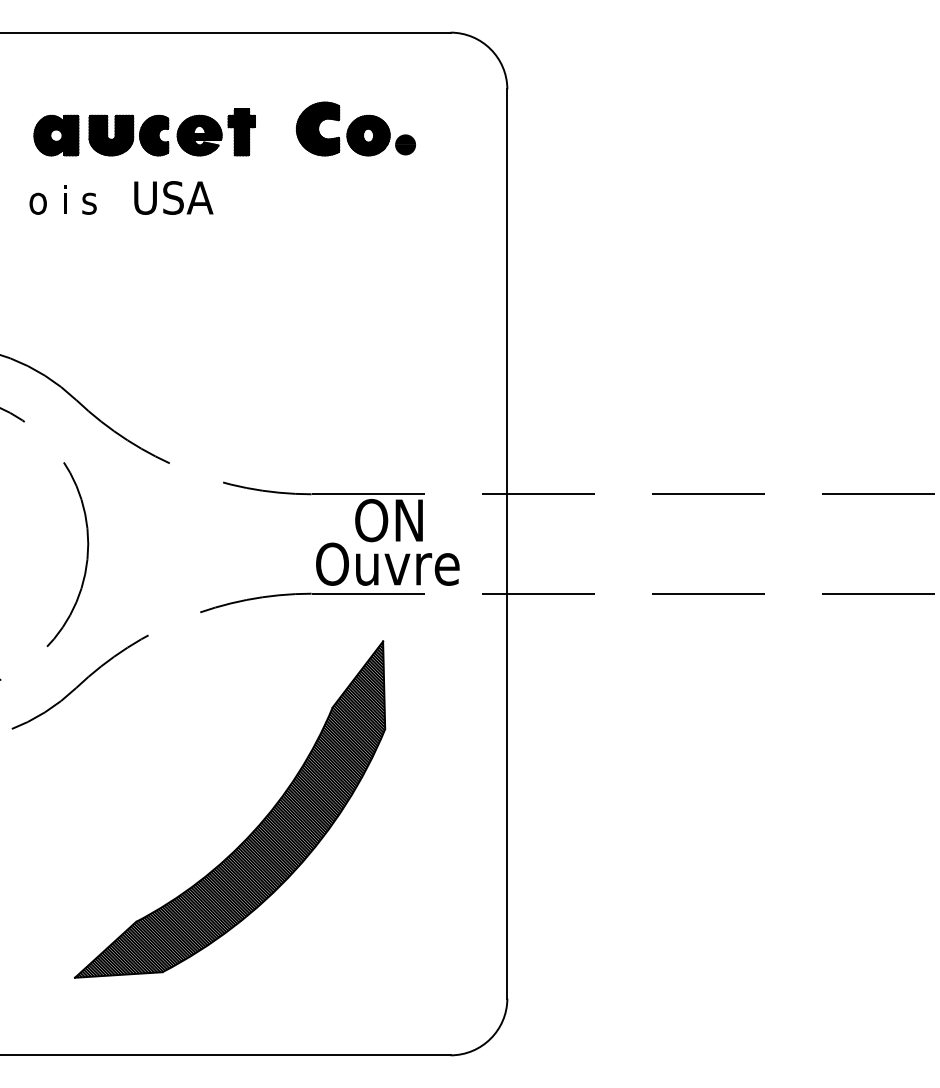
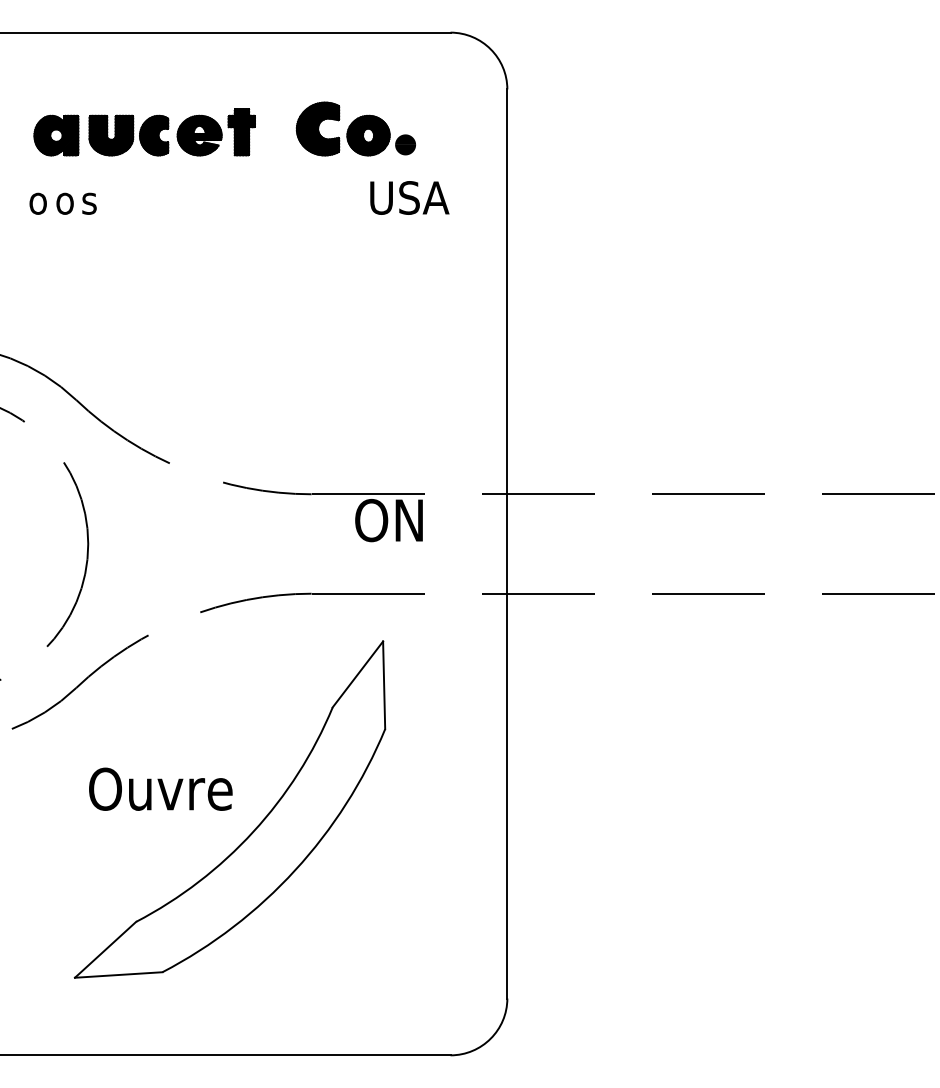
text position: (173, 197) -> (409, 197) (409, 197)
text: i -> o (64, 199)
text position: (387, 563) -> (160, 788) (160, 788)
hatch: present -> none (230, 809)
